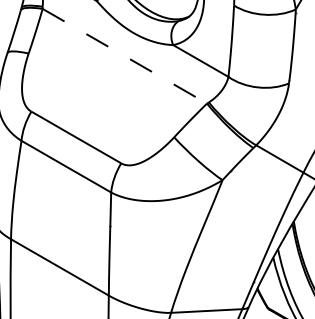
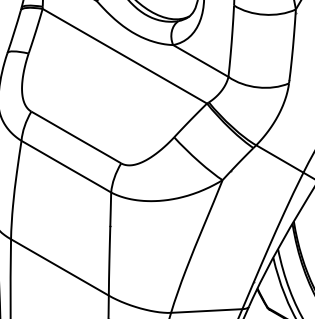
line: dashed -> solid (124, 56)
